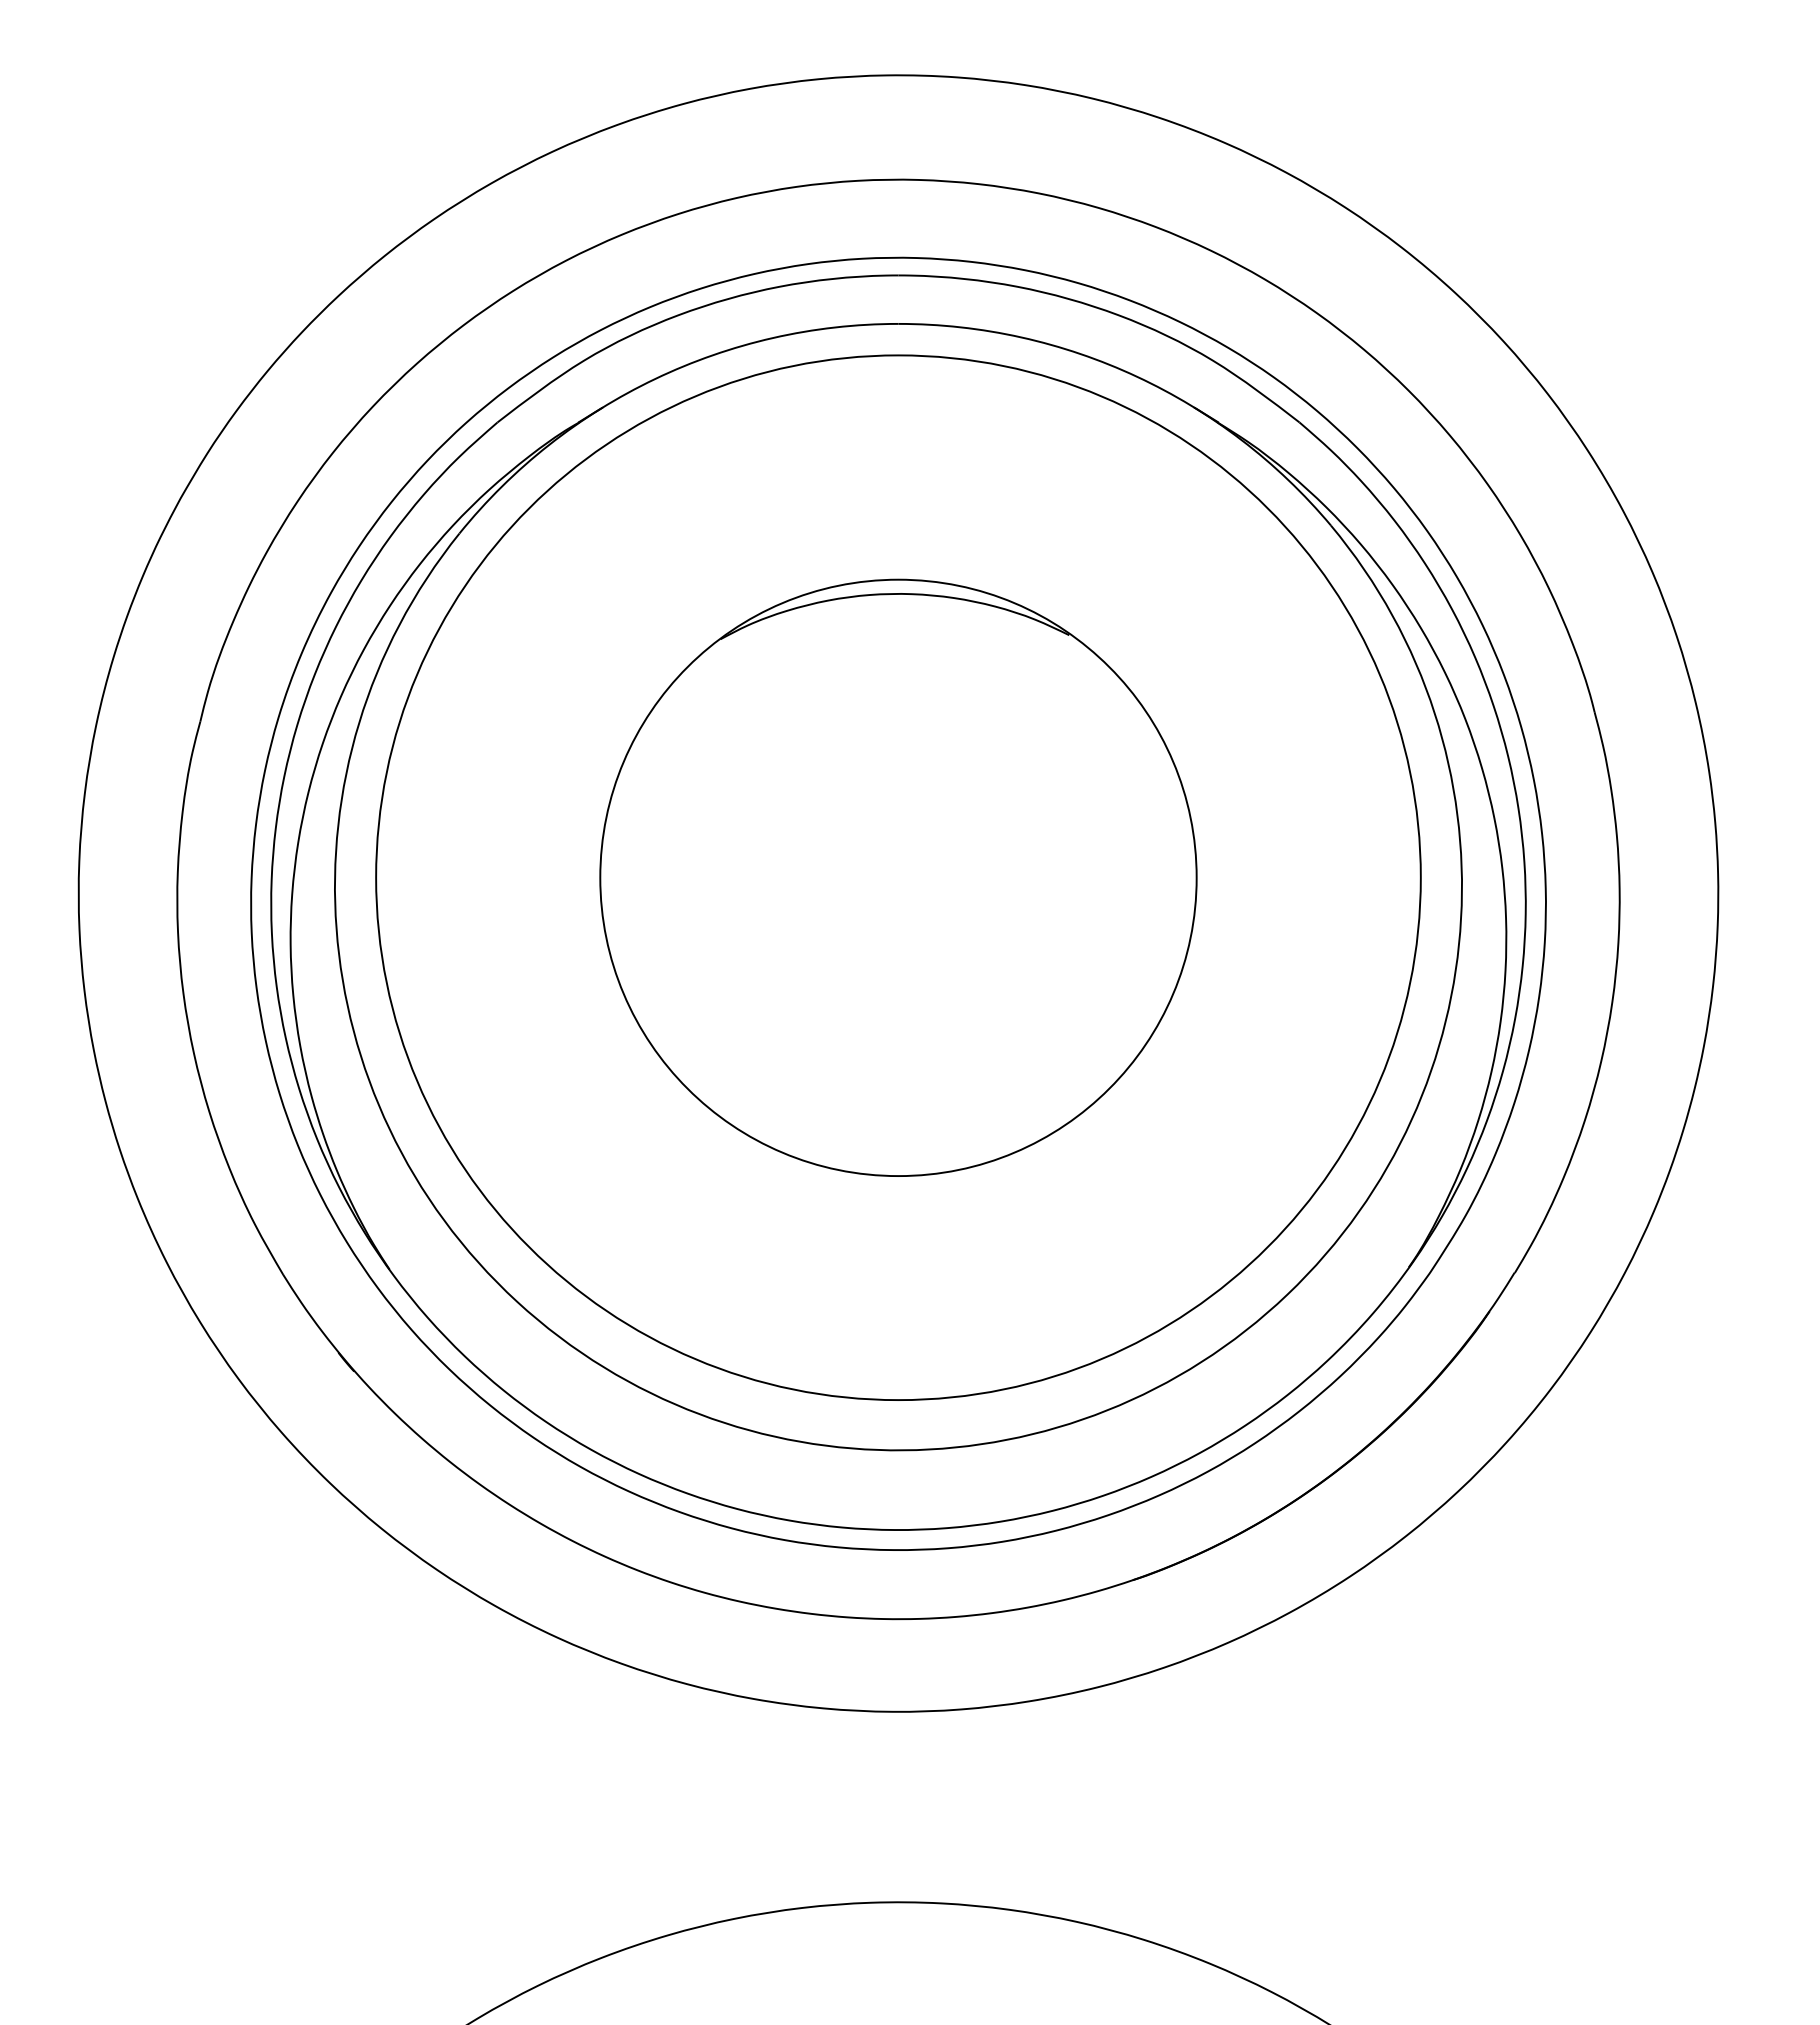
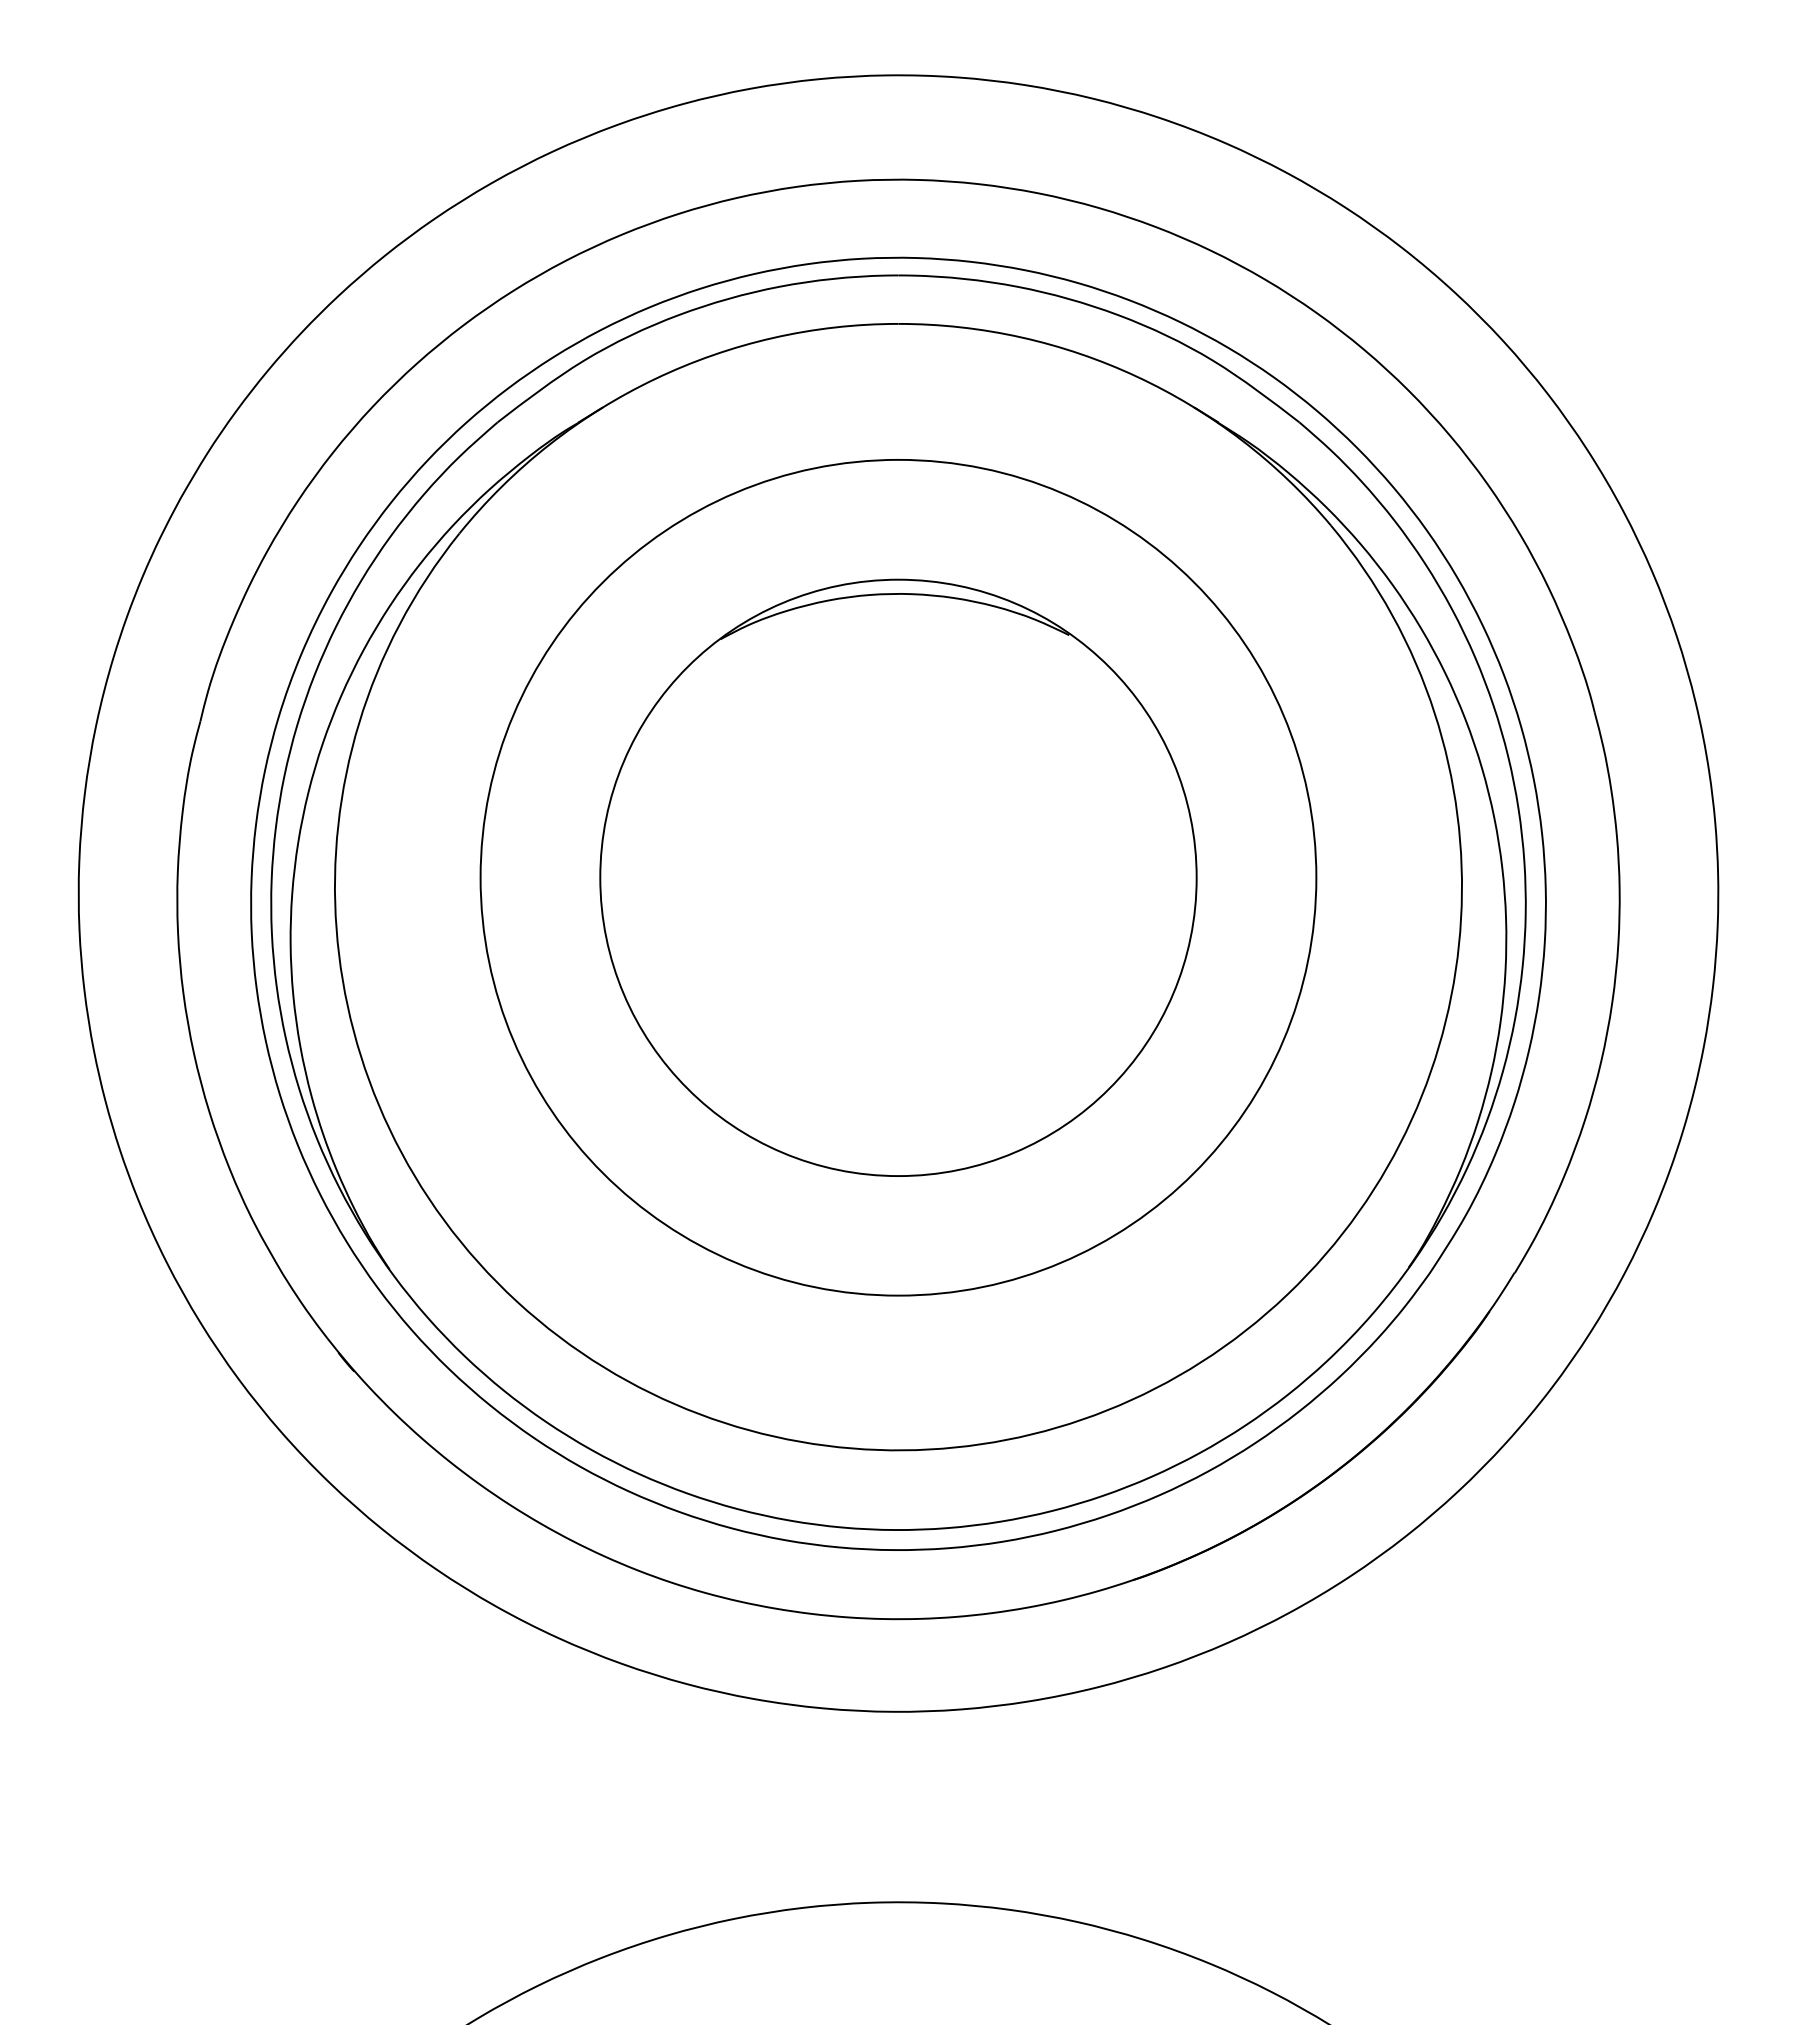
circle diameter: 1045 px -> 836 px (898, 877)
